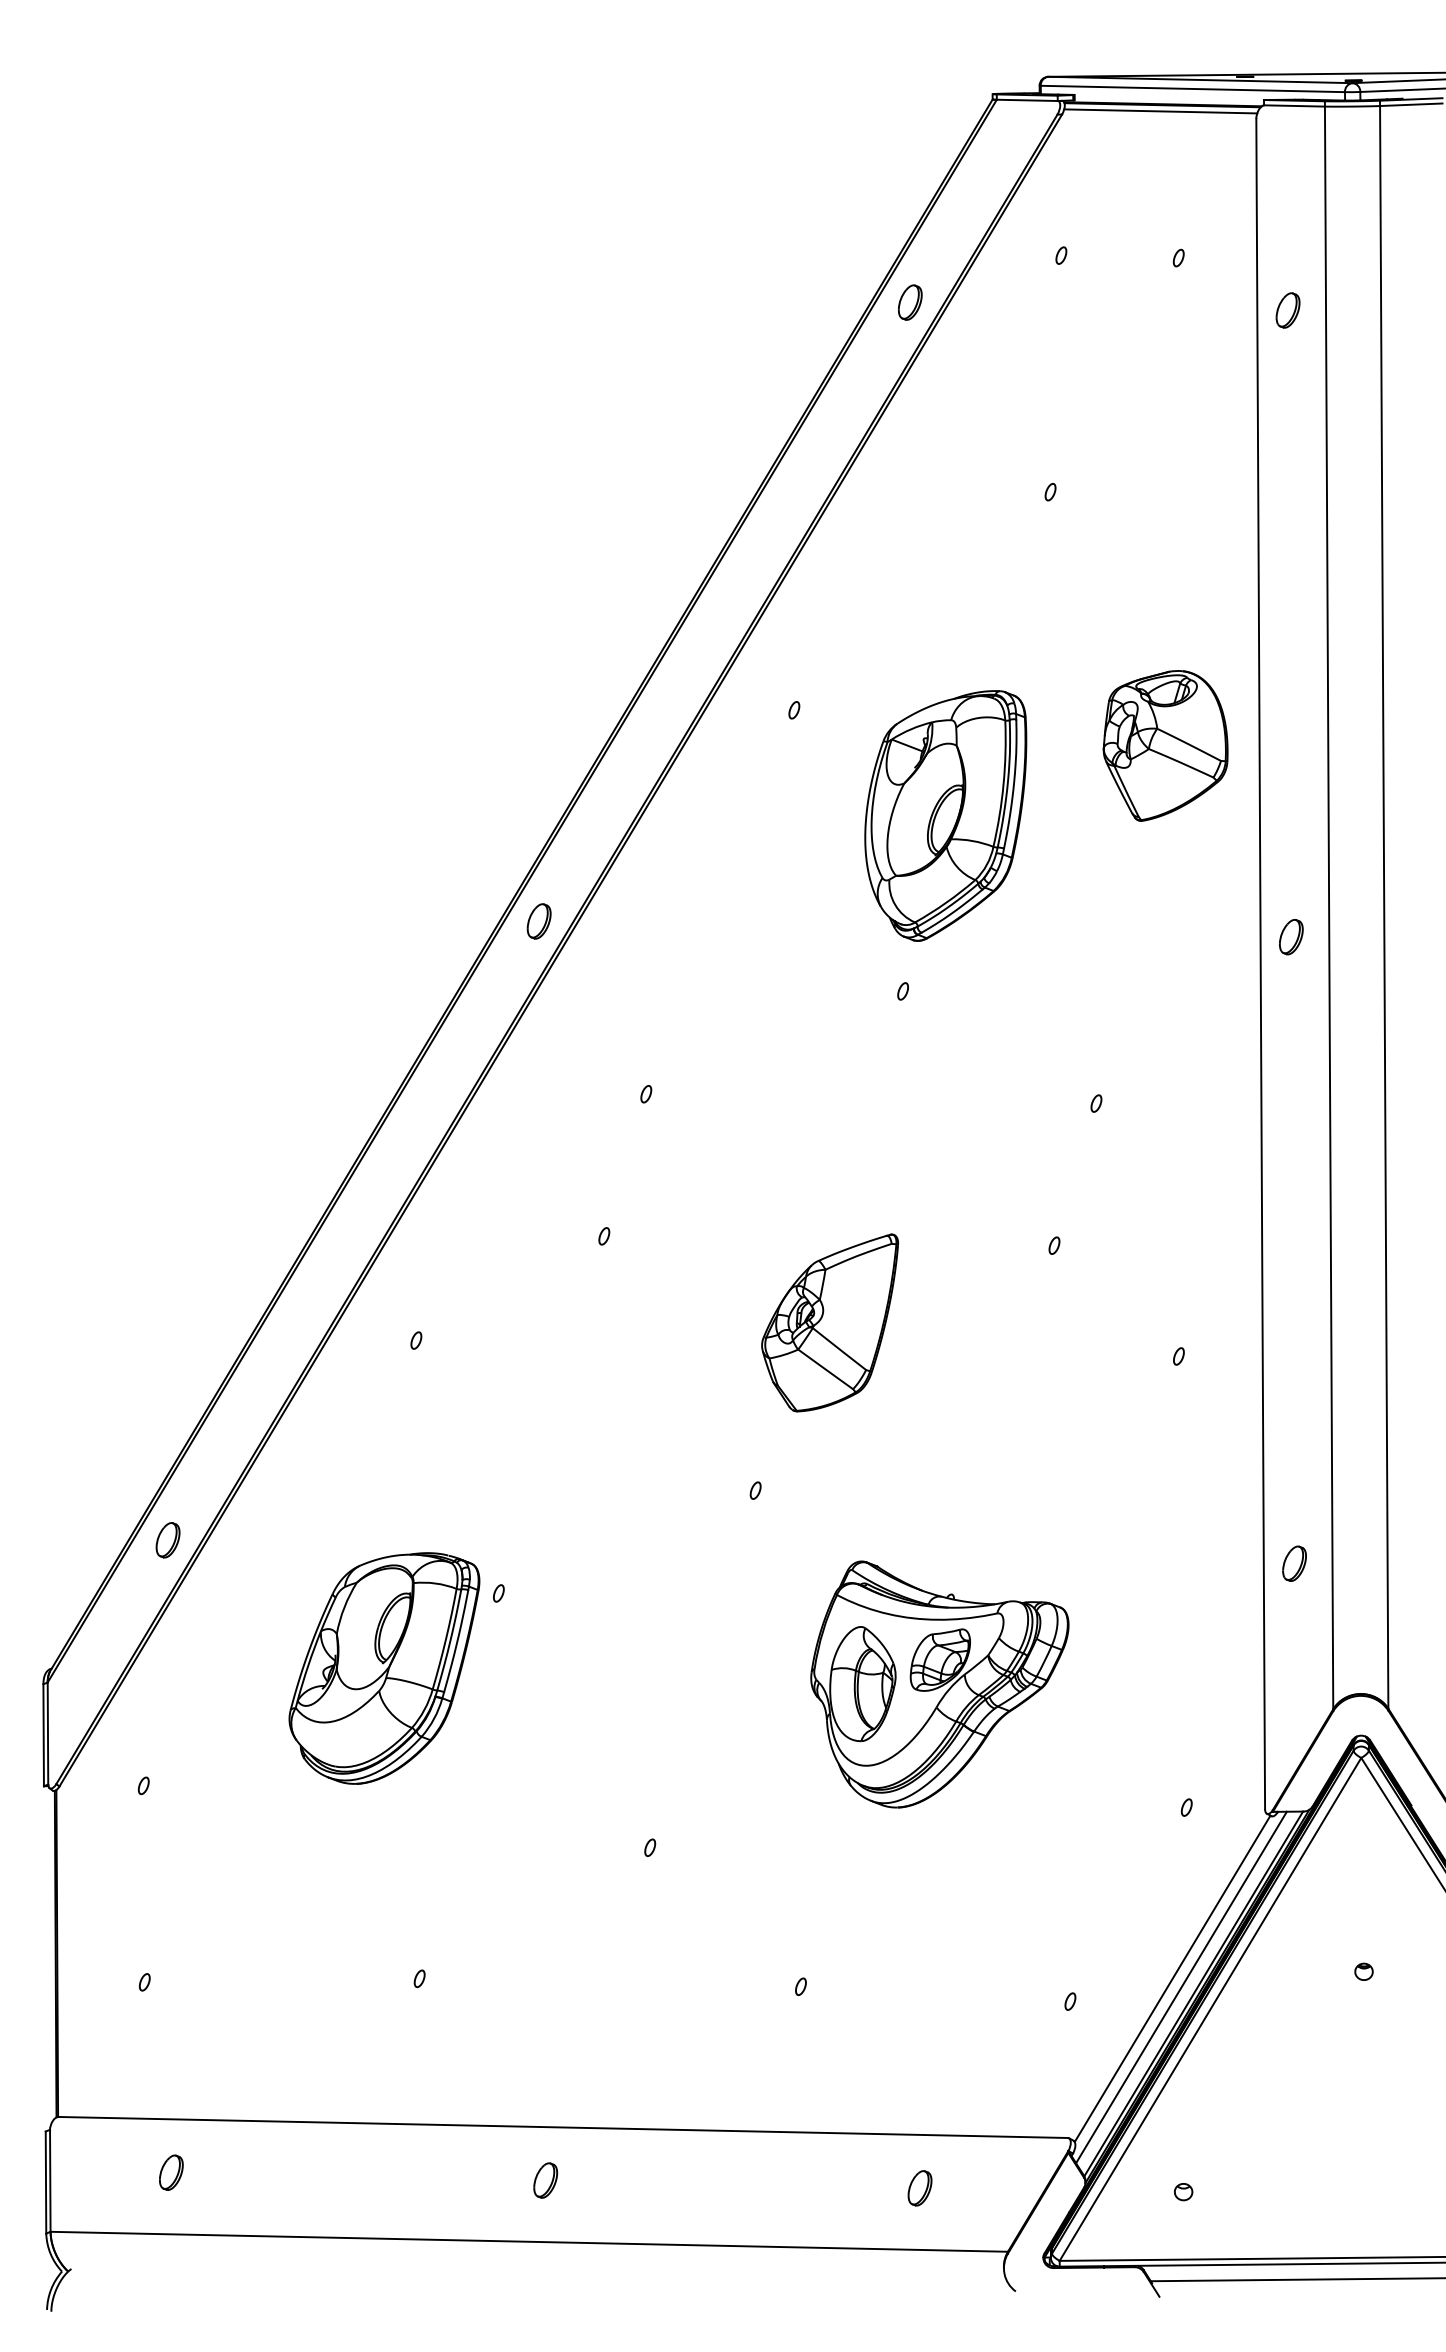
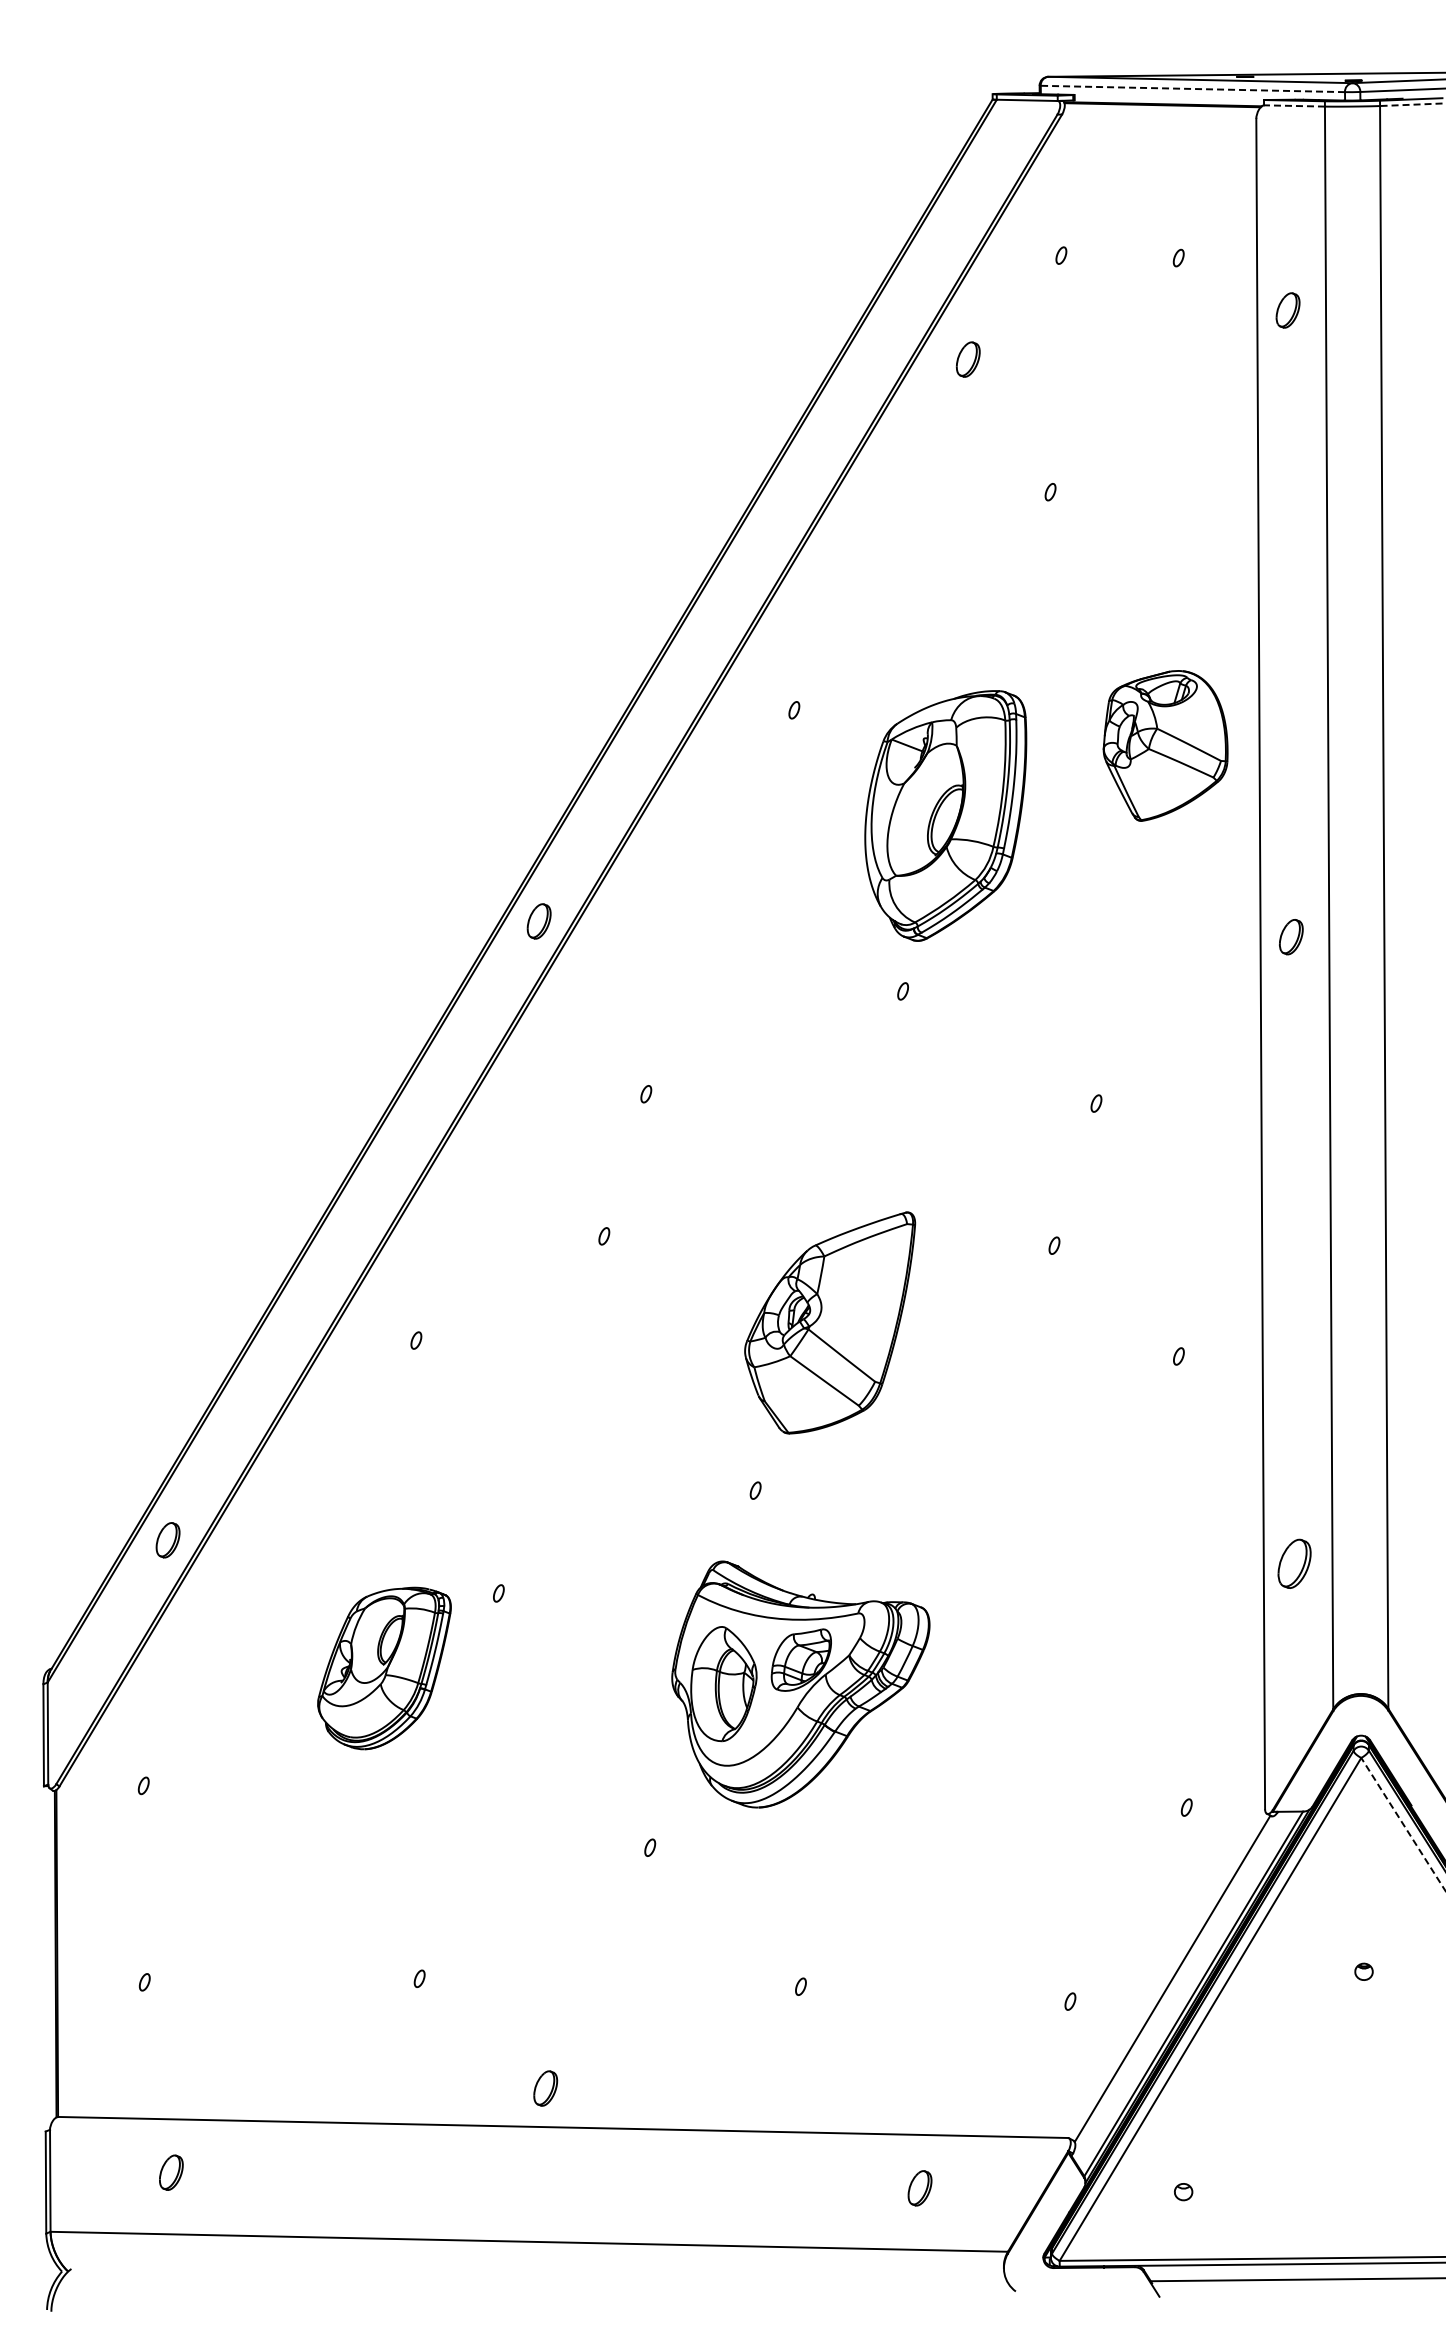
line: solid -> dashed (1192, 88)
line: solid -> dashed (1410, 104)
line: solid -> dashed (1293, 105)
line: present -> none (1160, 111)
part position: (910, 302) -> (968, 359) (968, 359)
part size: 138x180 px -> 173x224 px (830, 1322)
part size: 25x37 px -> 35x51 px (1294, 1563)
part size: 193x233 px -> 135x165 px (384, 1668)
part position: (939, 1684) -> (800, 1684) (800, 1684)
line: solid -> dashed (1403, 1824)
line: present -> none (1181, 1987)
part position: (545, 2180) -> (545, 2088) (545, 2088)
